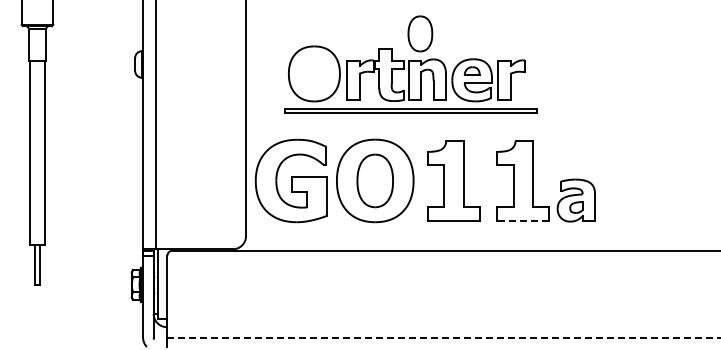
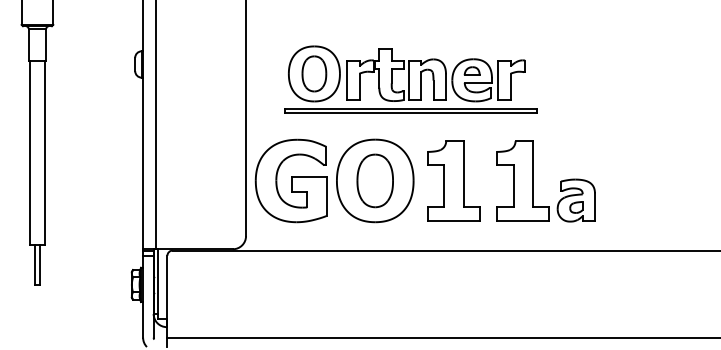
part position: (420, 33) -> (314, 73) (314, 73)
line: dashed -> solid (522, 220)
line: dashed -> solid (444, 337)
